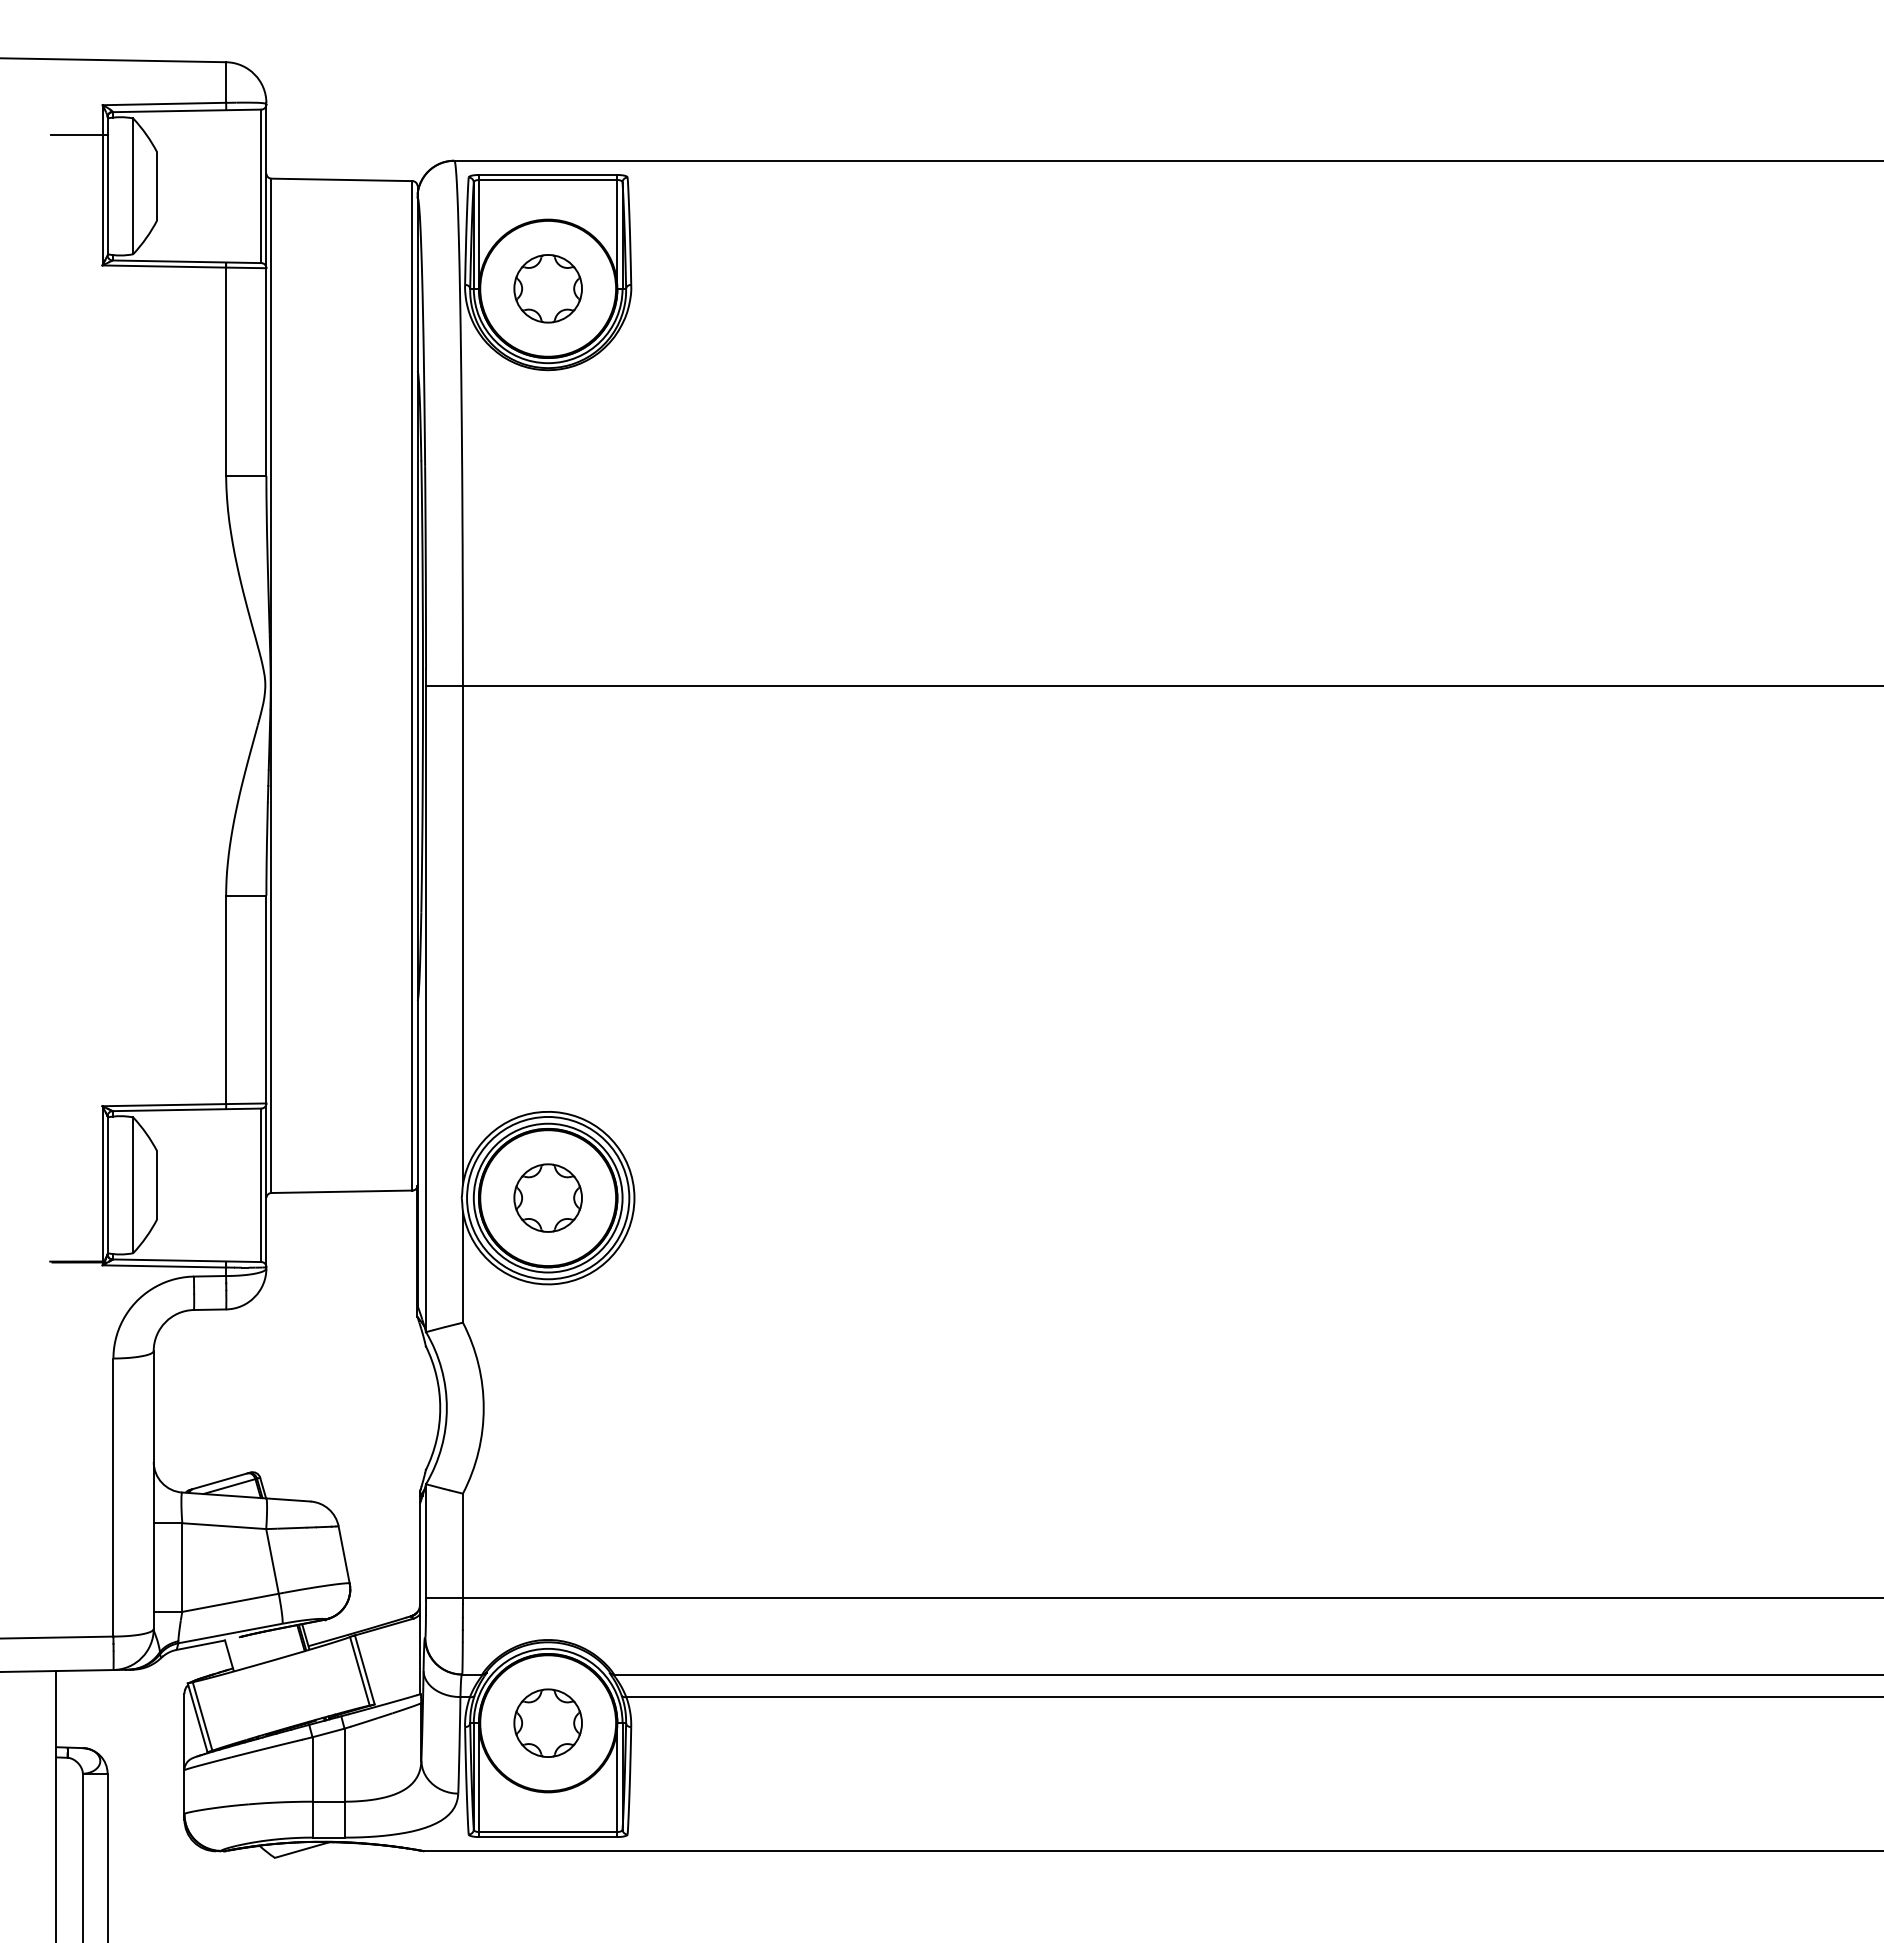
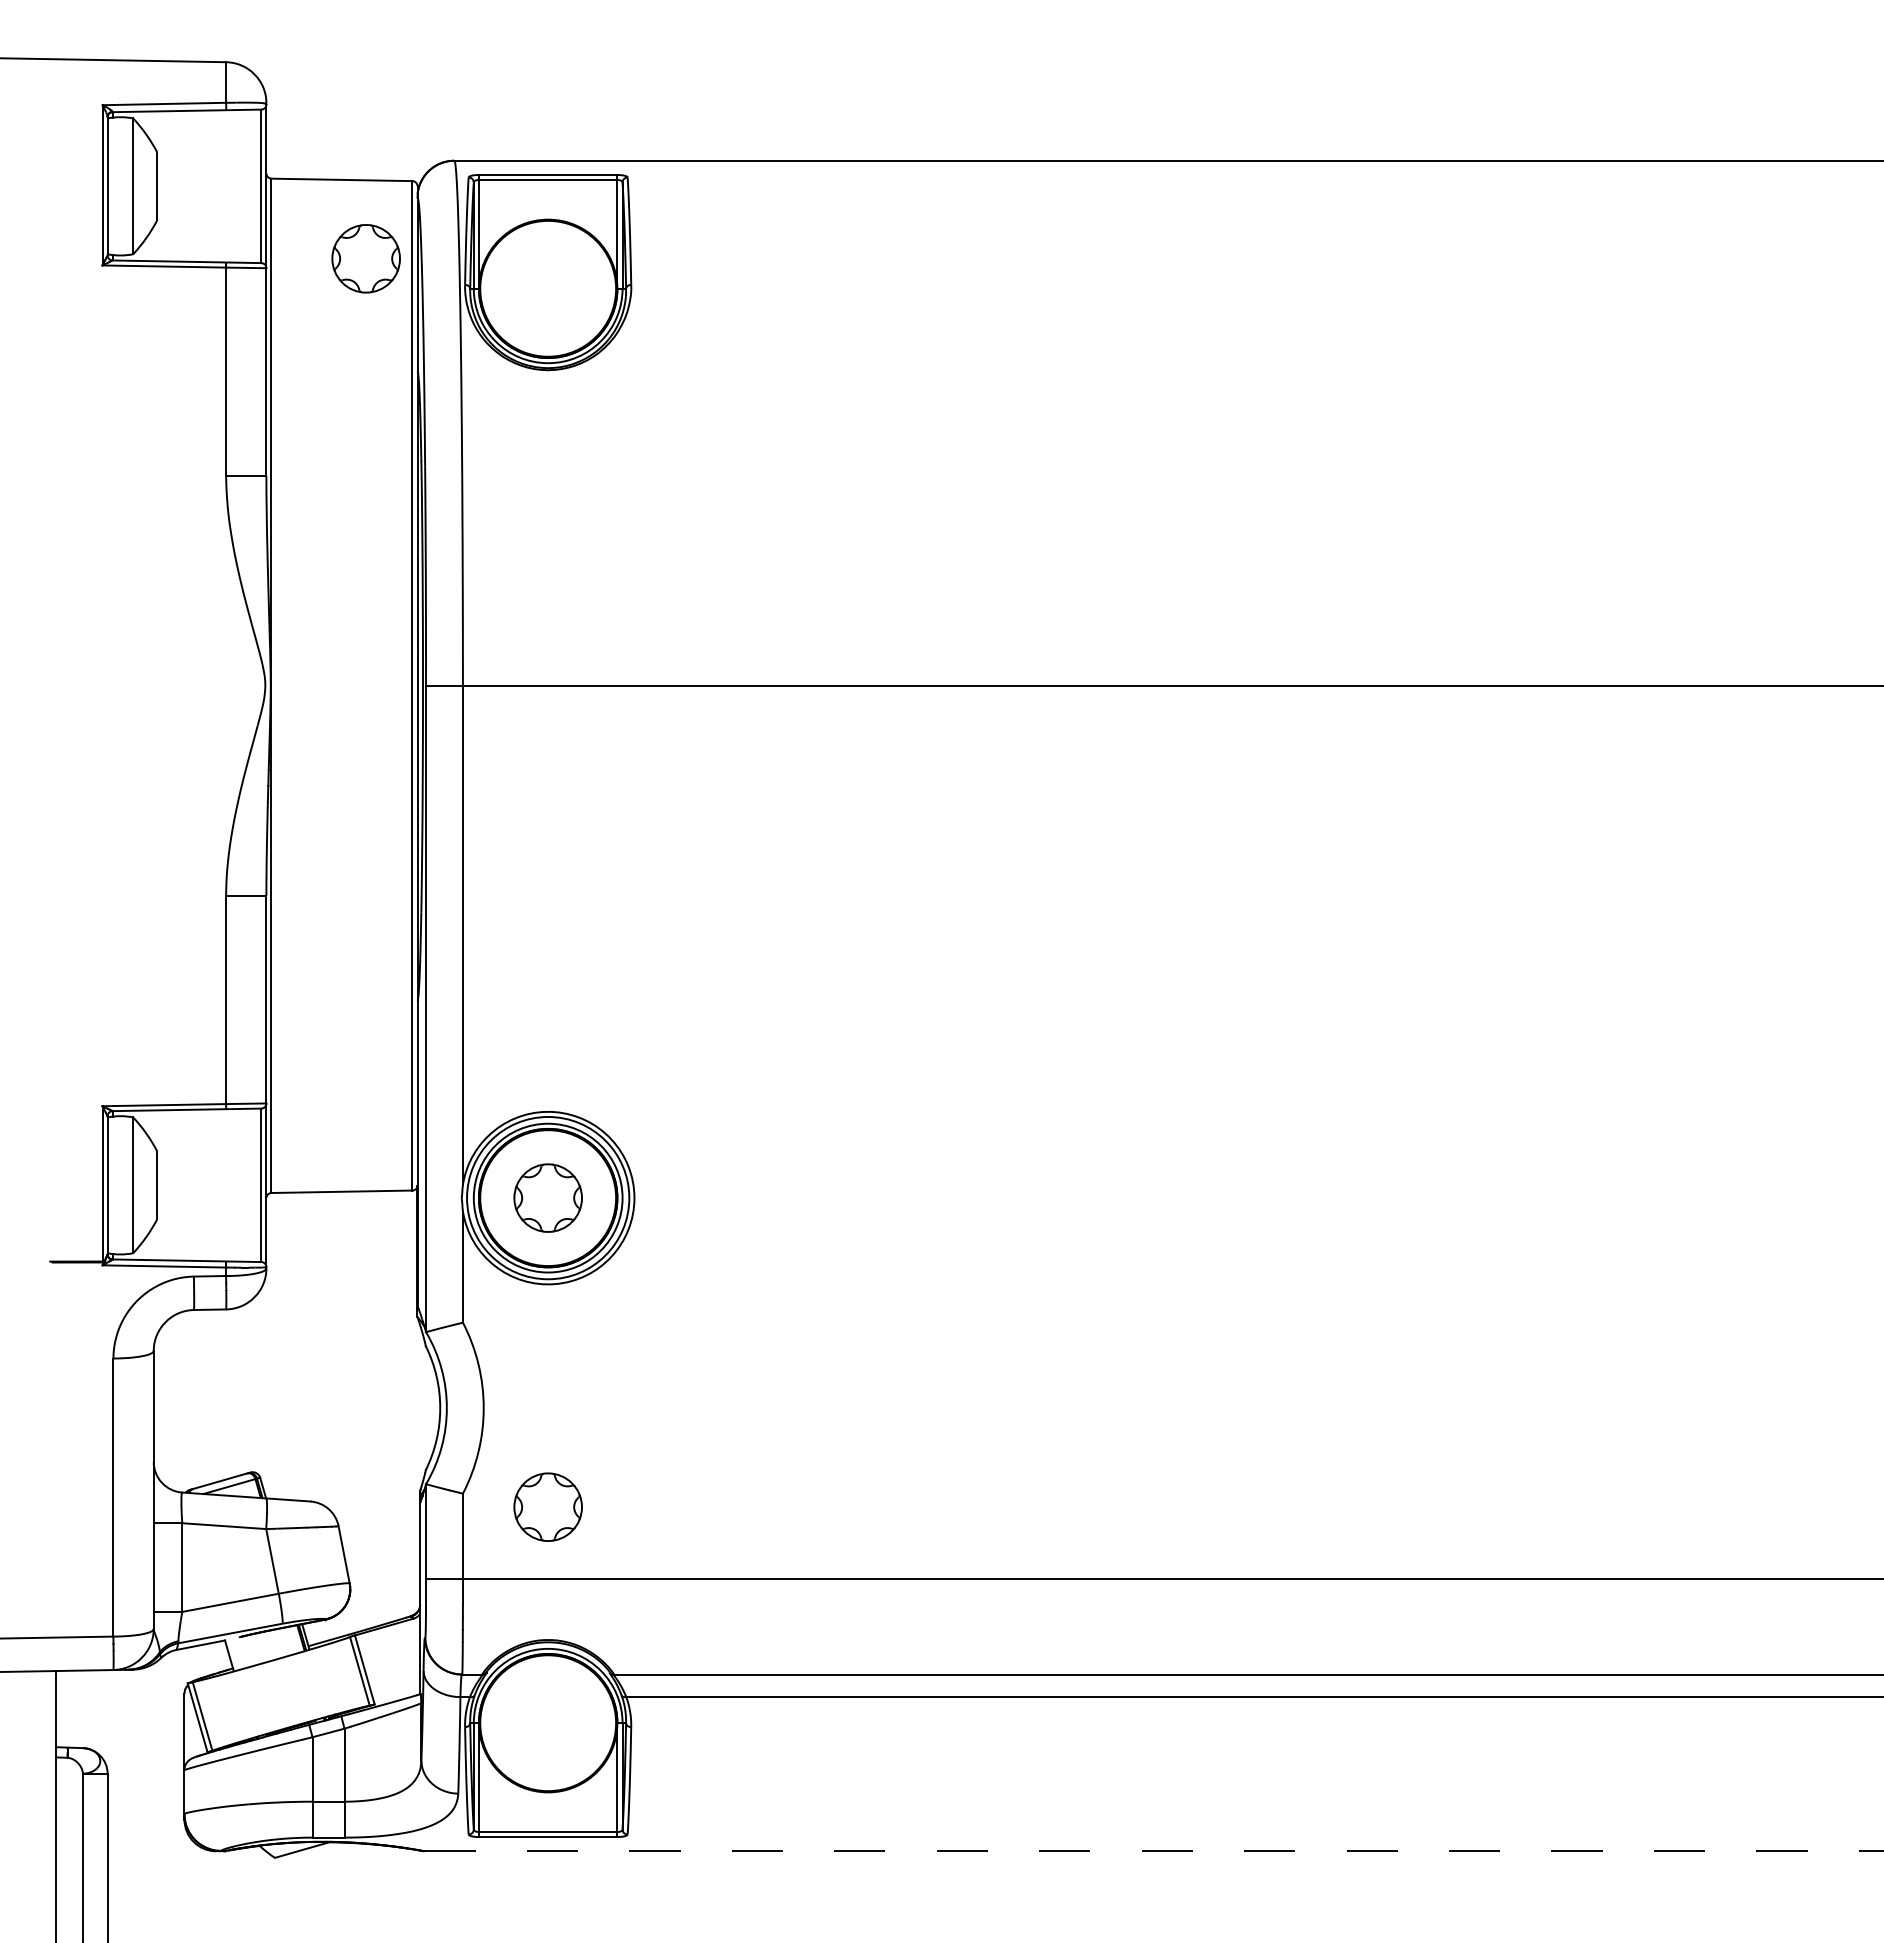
line: present -> none (79, 135)
part position: (547, 288) -> (365, 258) (365, 258)
line position: (1153, 1597) -> (1153, 1578) (1153, 1578)
part position: (547, 1722) -> (547, 1506) (547, 1506)
line: solid -> dashed (1154, 1851)
